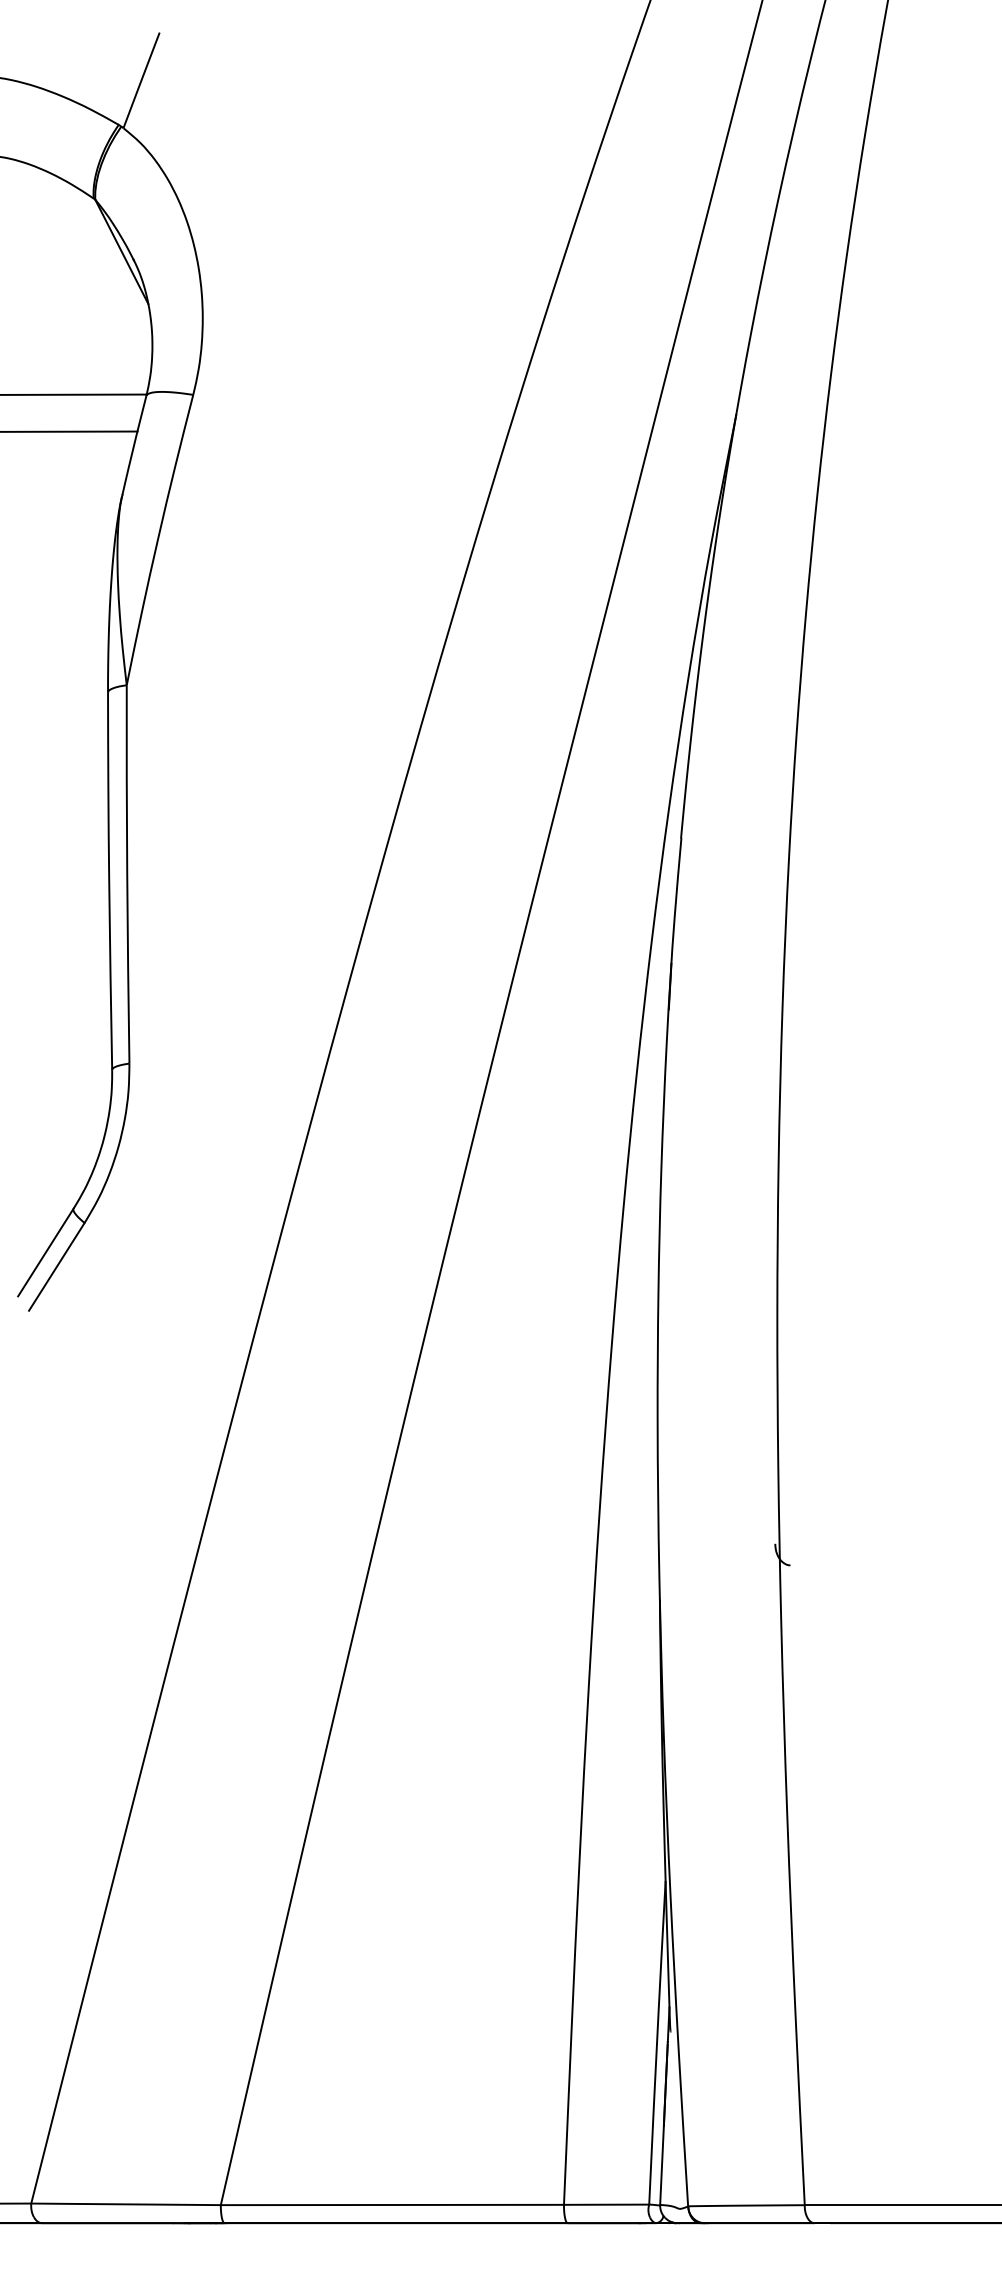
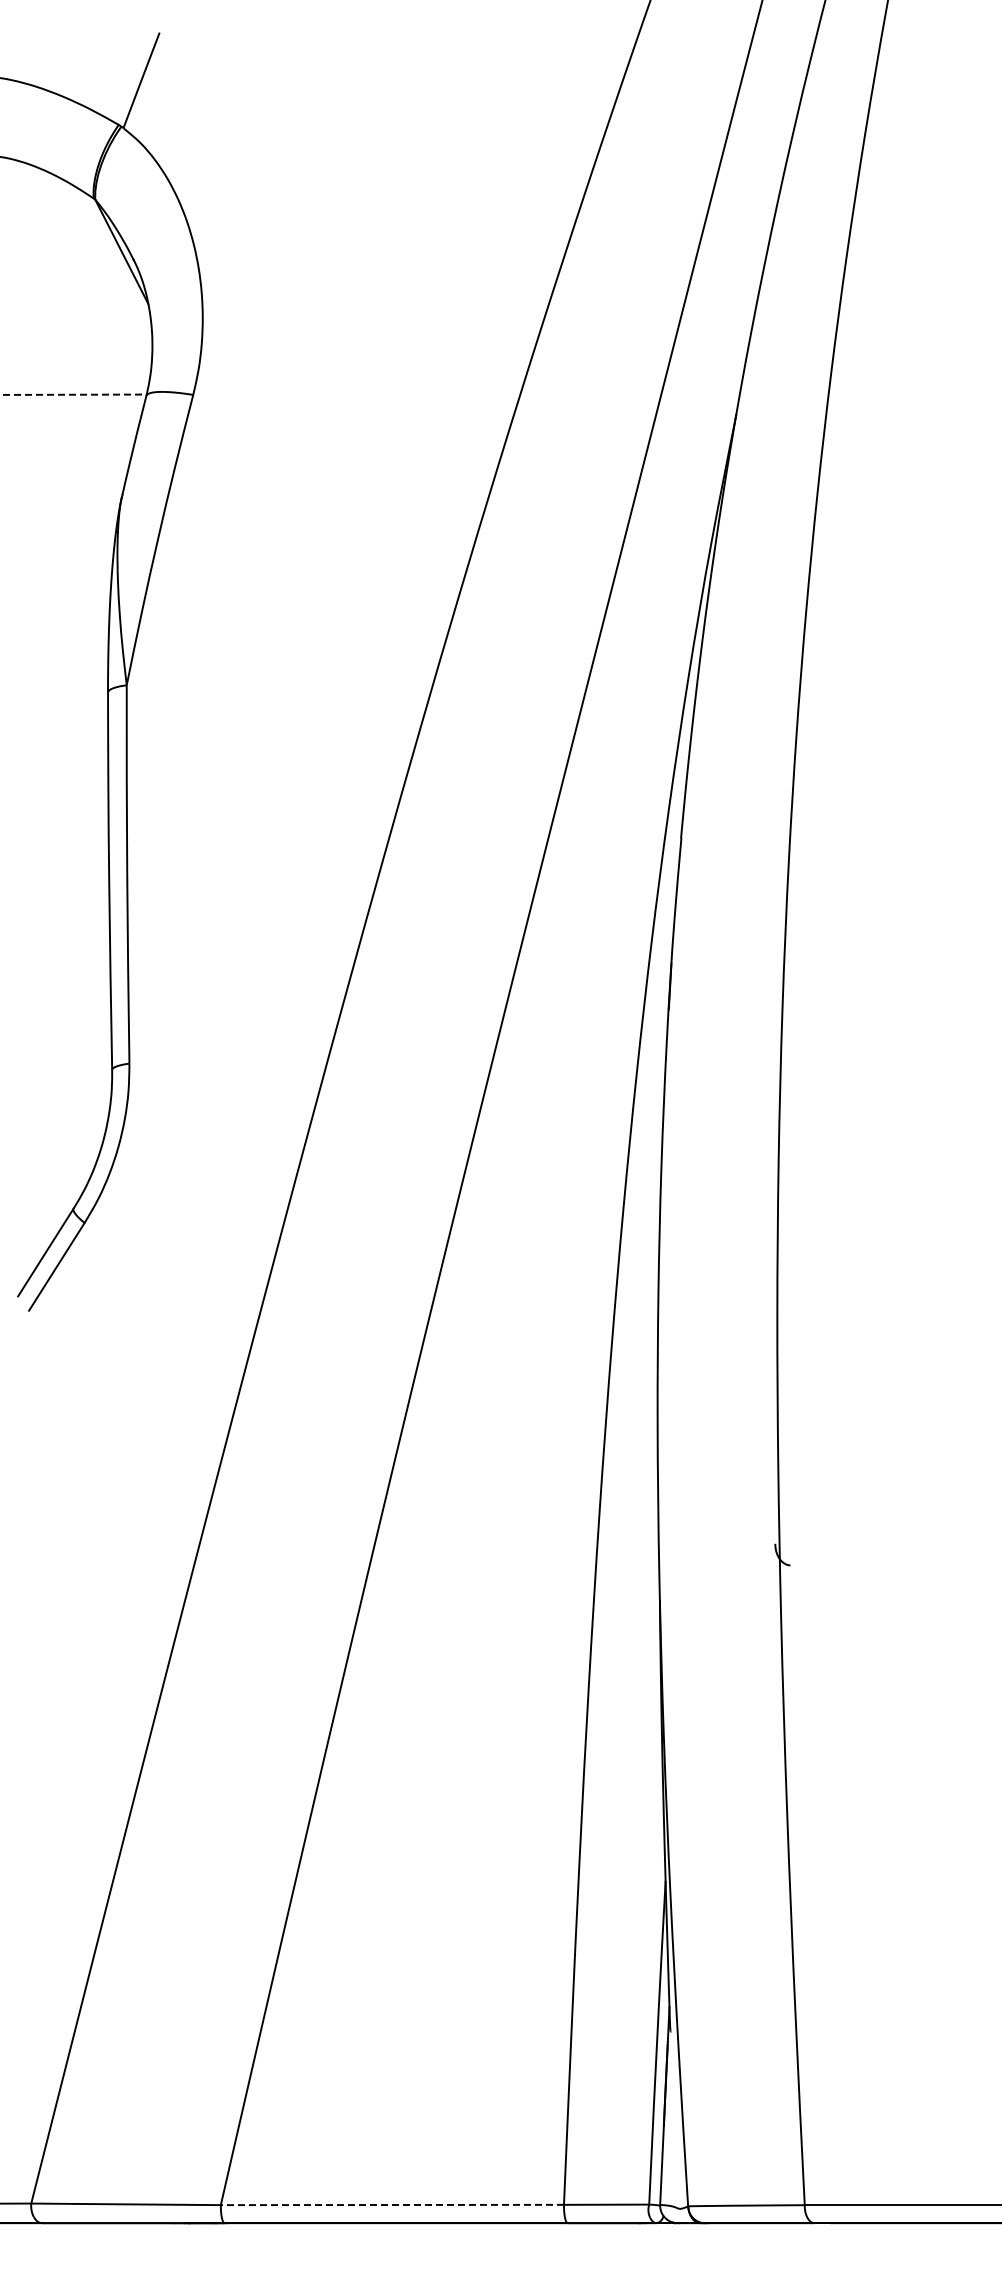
line: solid -> dashed (73, 394)
line: present -> none (69, 431)
line: solid -> dashed (392, 2204)
